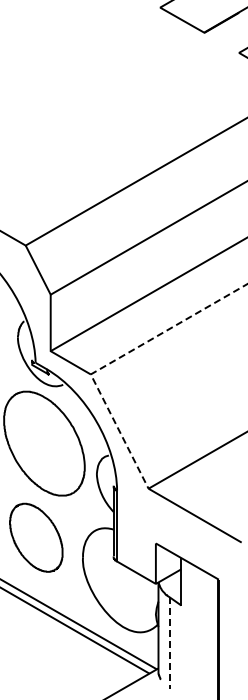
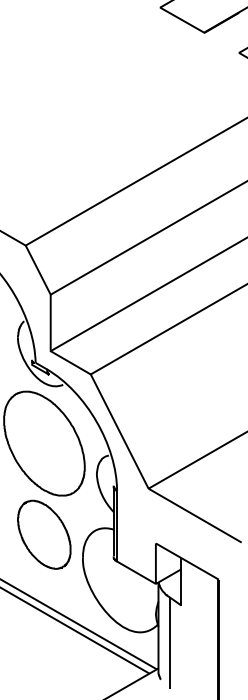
line: dashed -> solid (112, 361)
part position: (36, 537) -> (44, 534) (44, 534)
line: dashed -> solid (169, 643)
